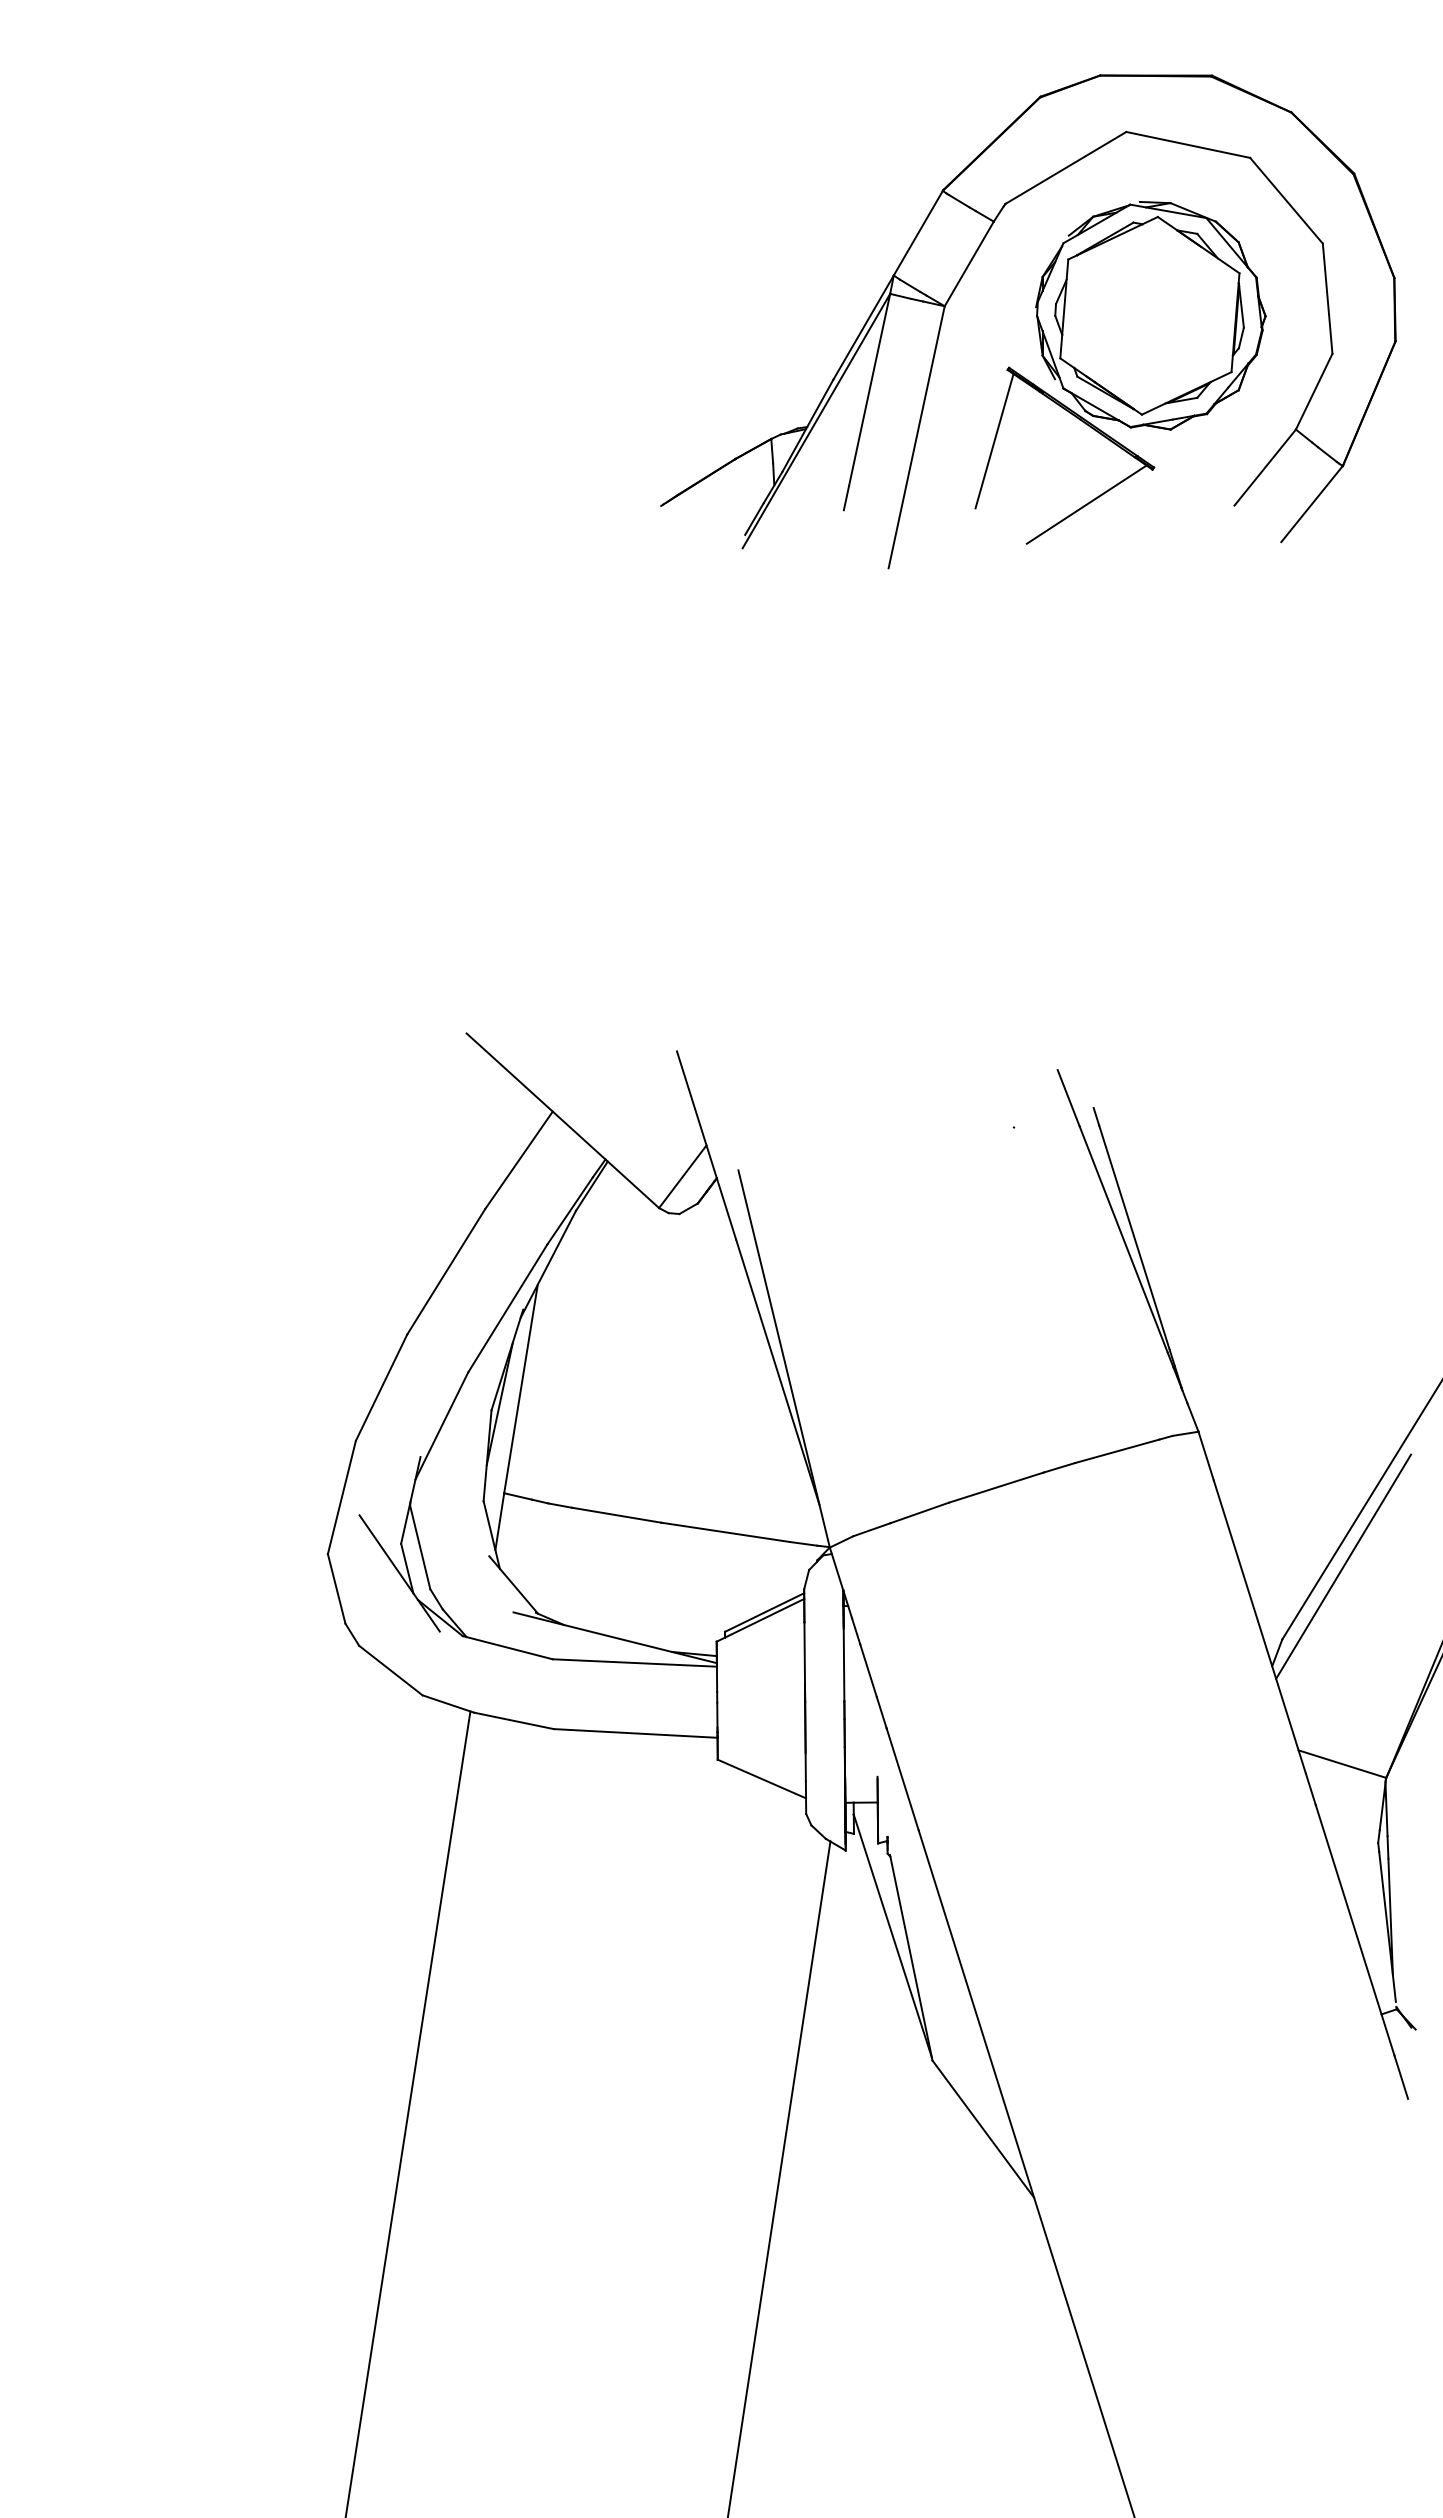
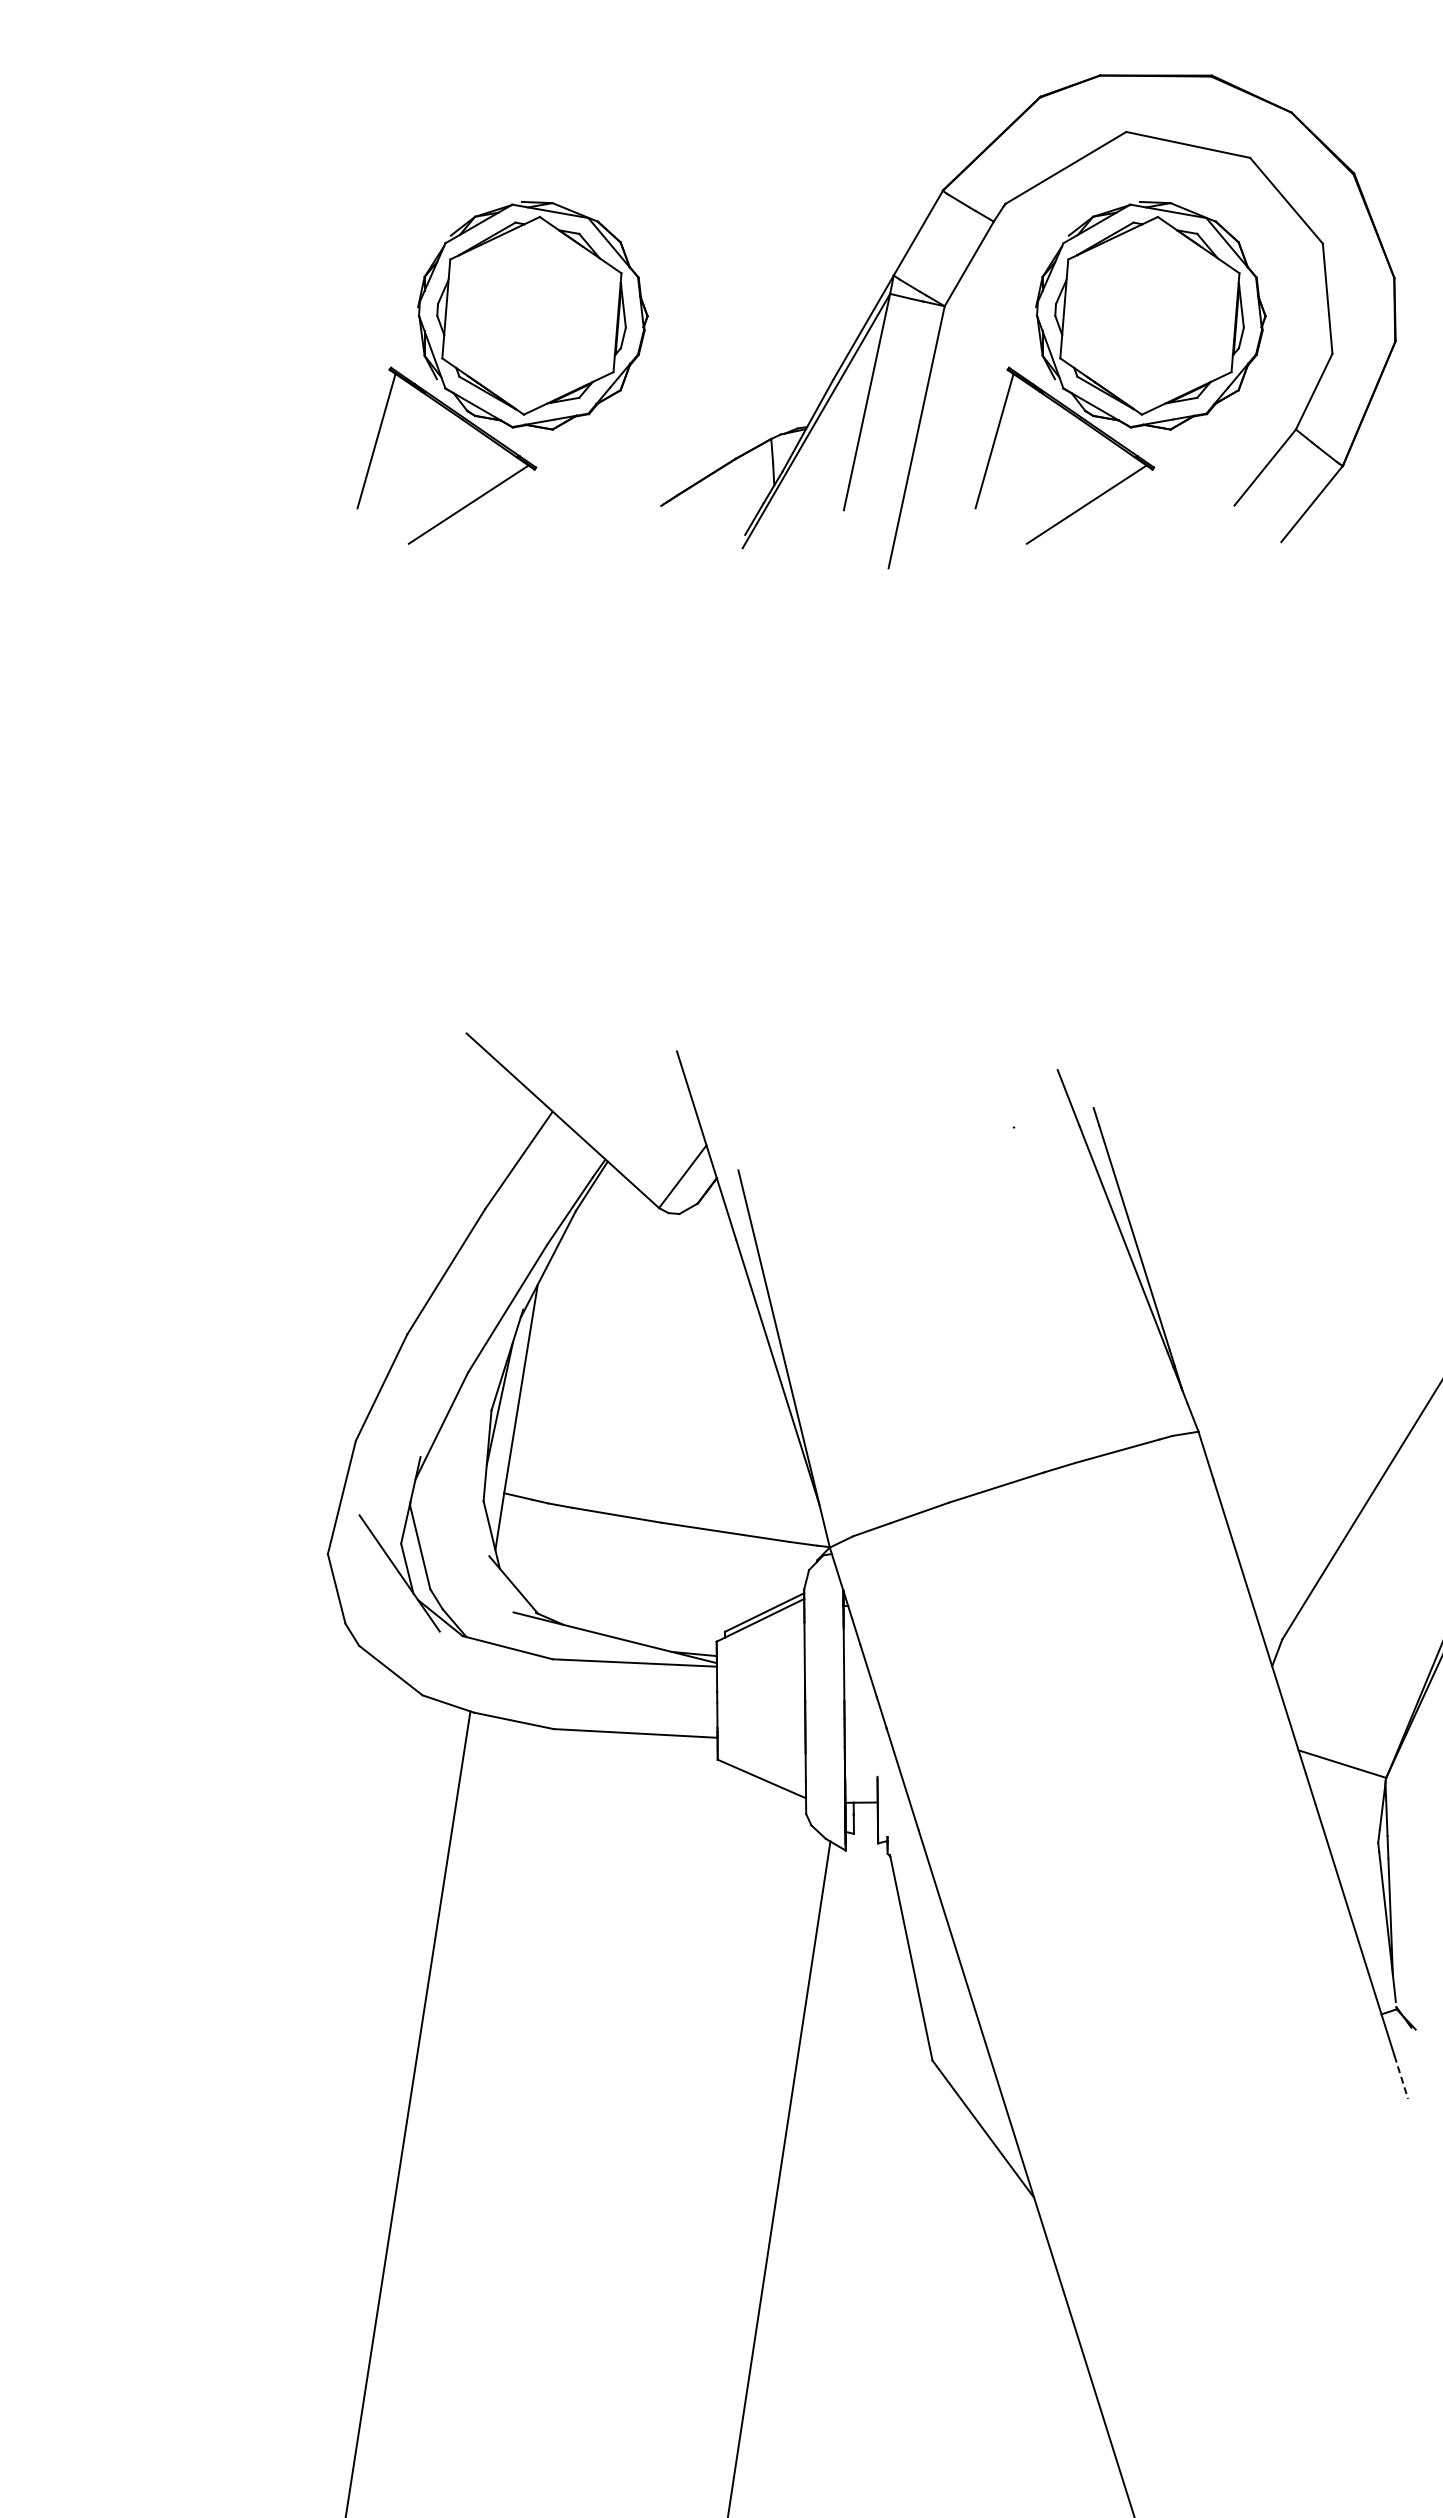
part: none -> present (502, 372)
line: present -> none (1343, 1566)
line: present -> none (892, 1935)
line: solid -> dashed (1401, 2077)
